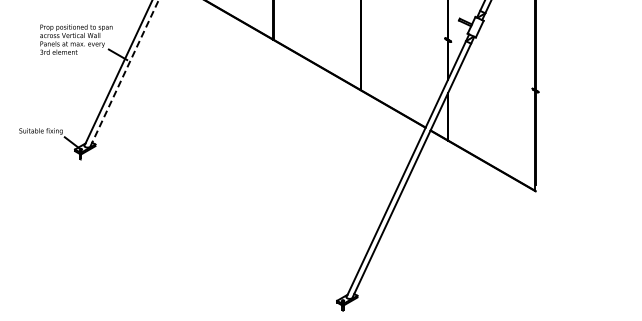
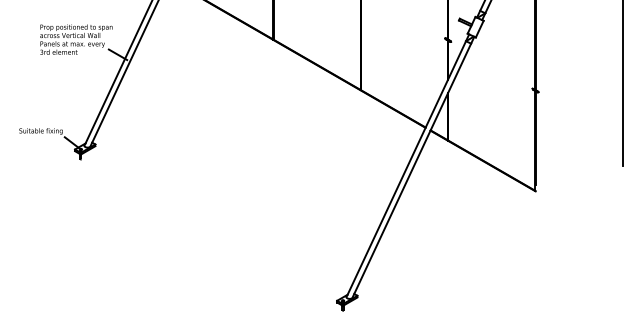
line: dashed -> solid (124, 73)
line: none -> present (622, 84)
